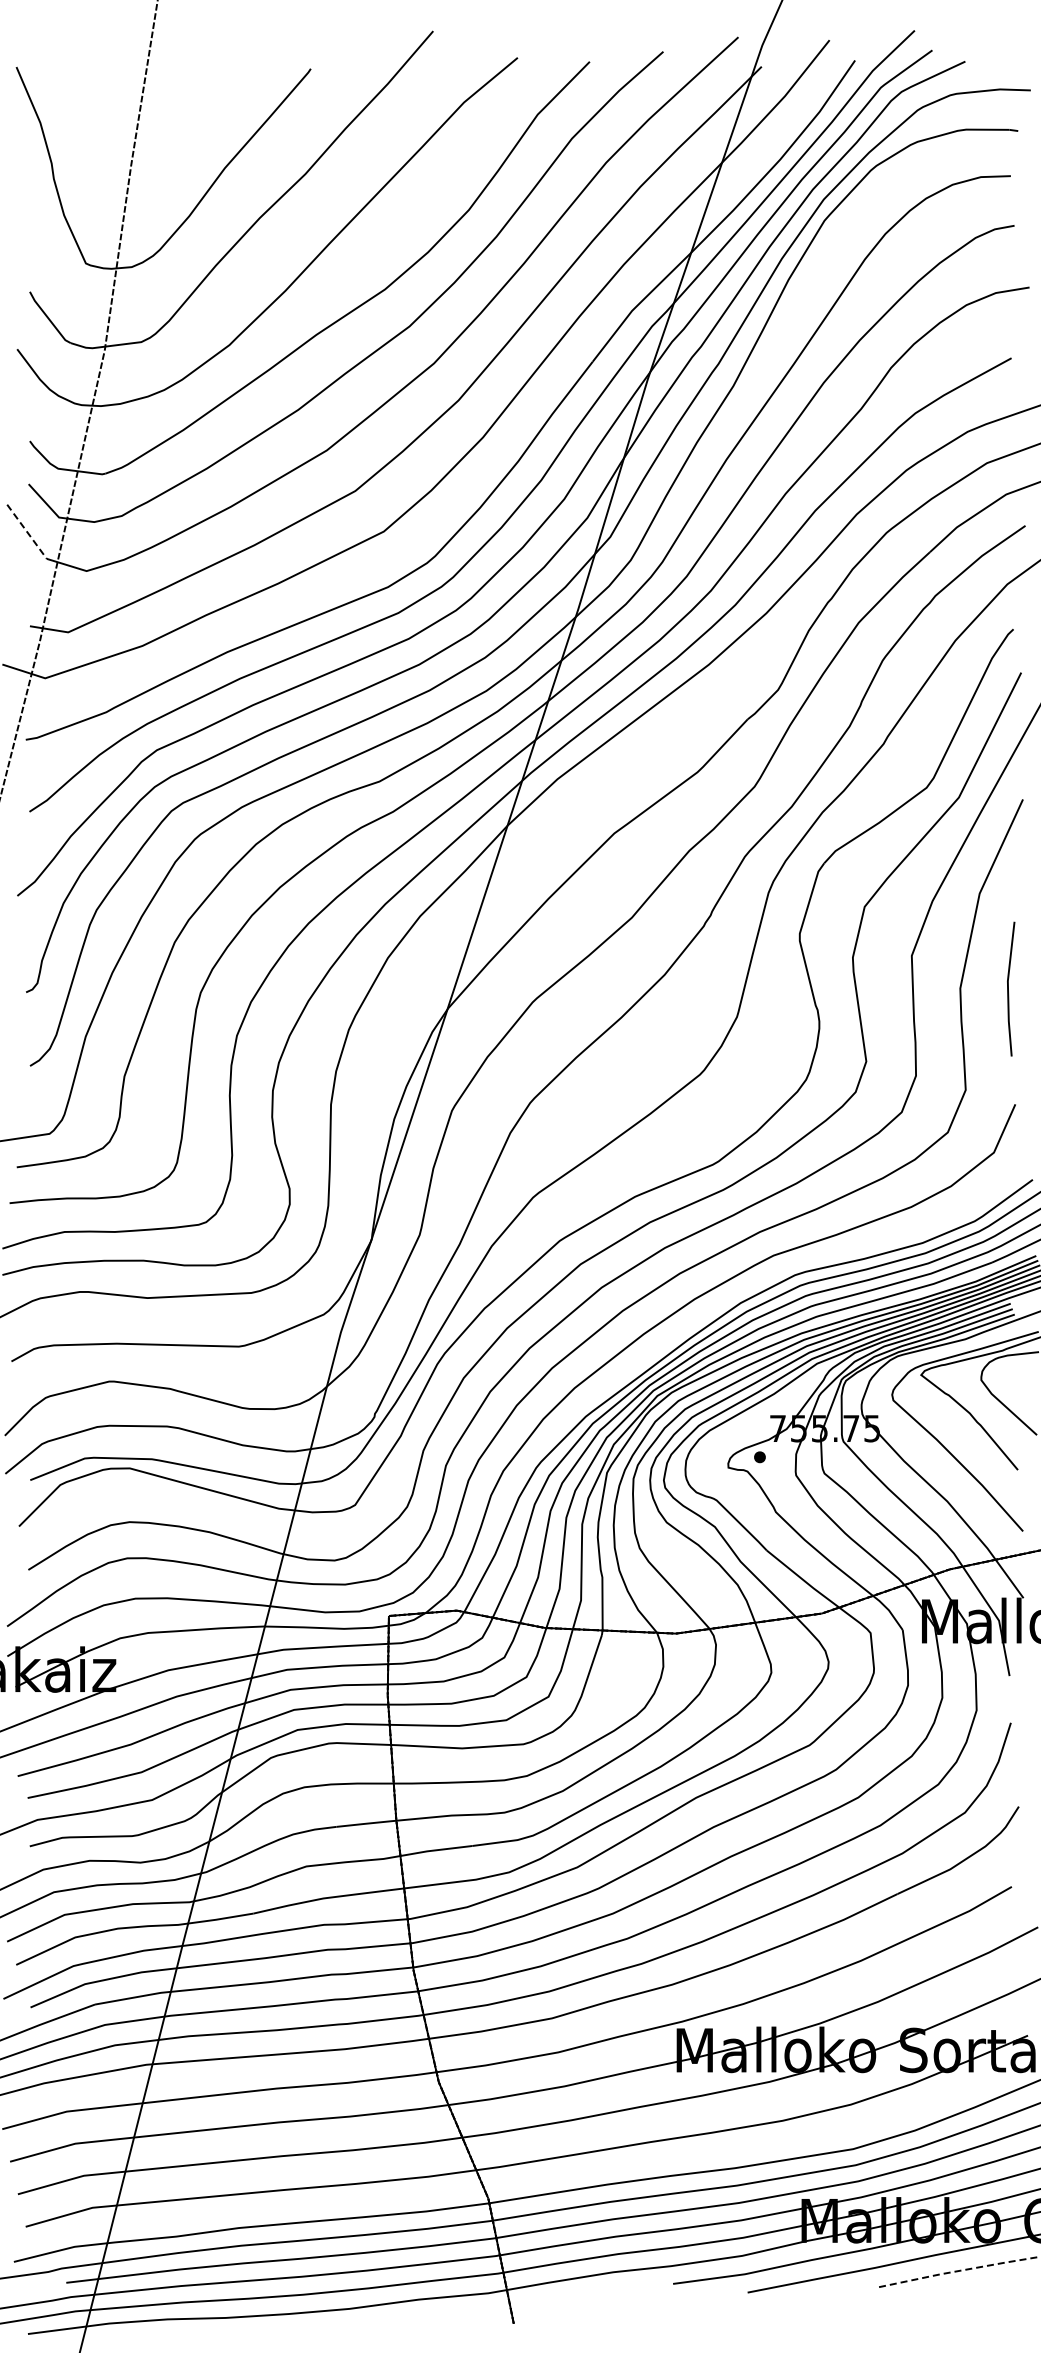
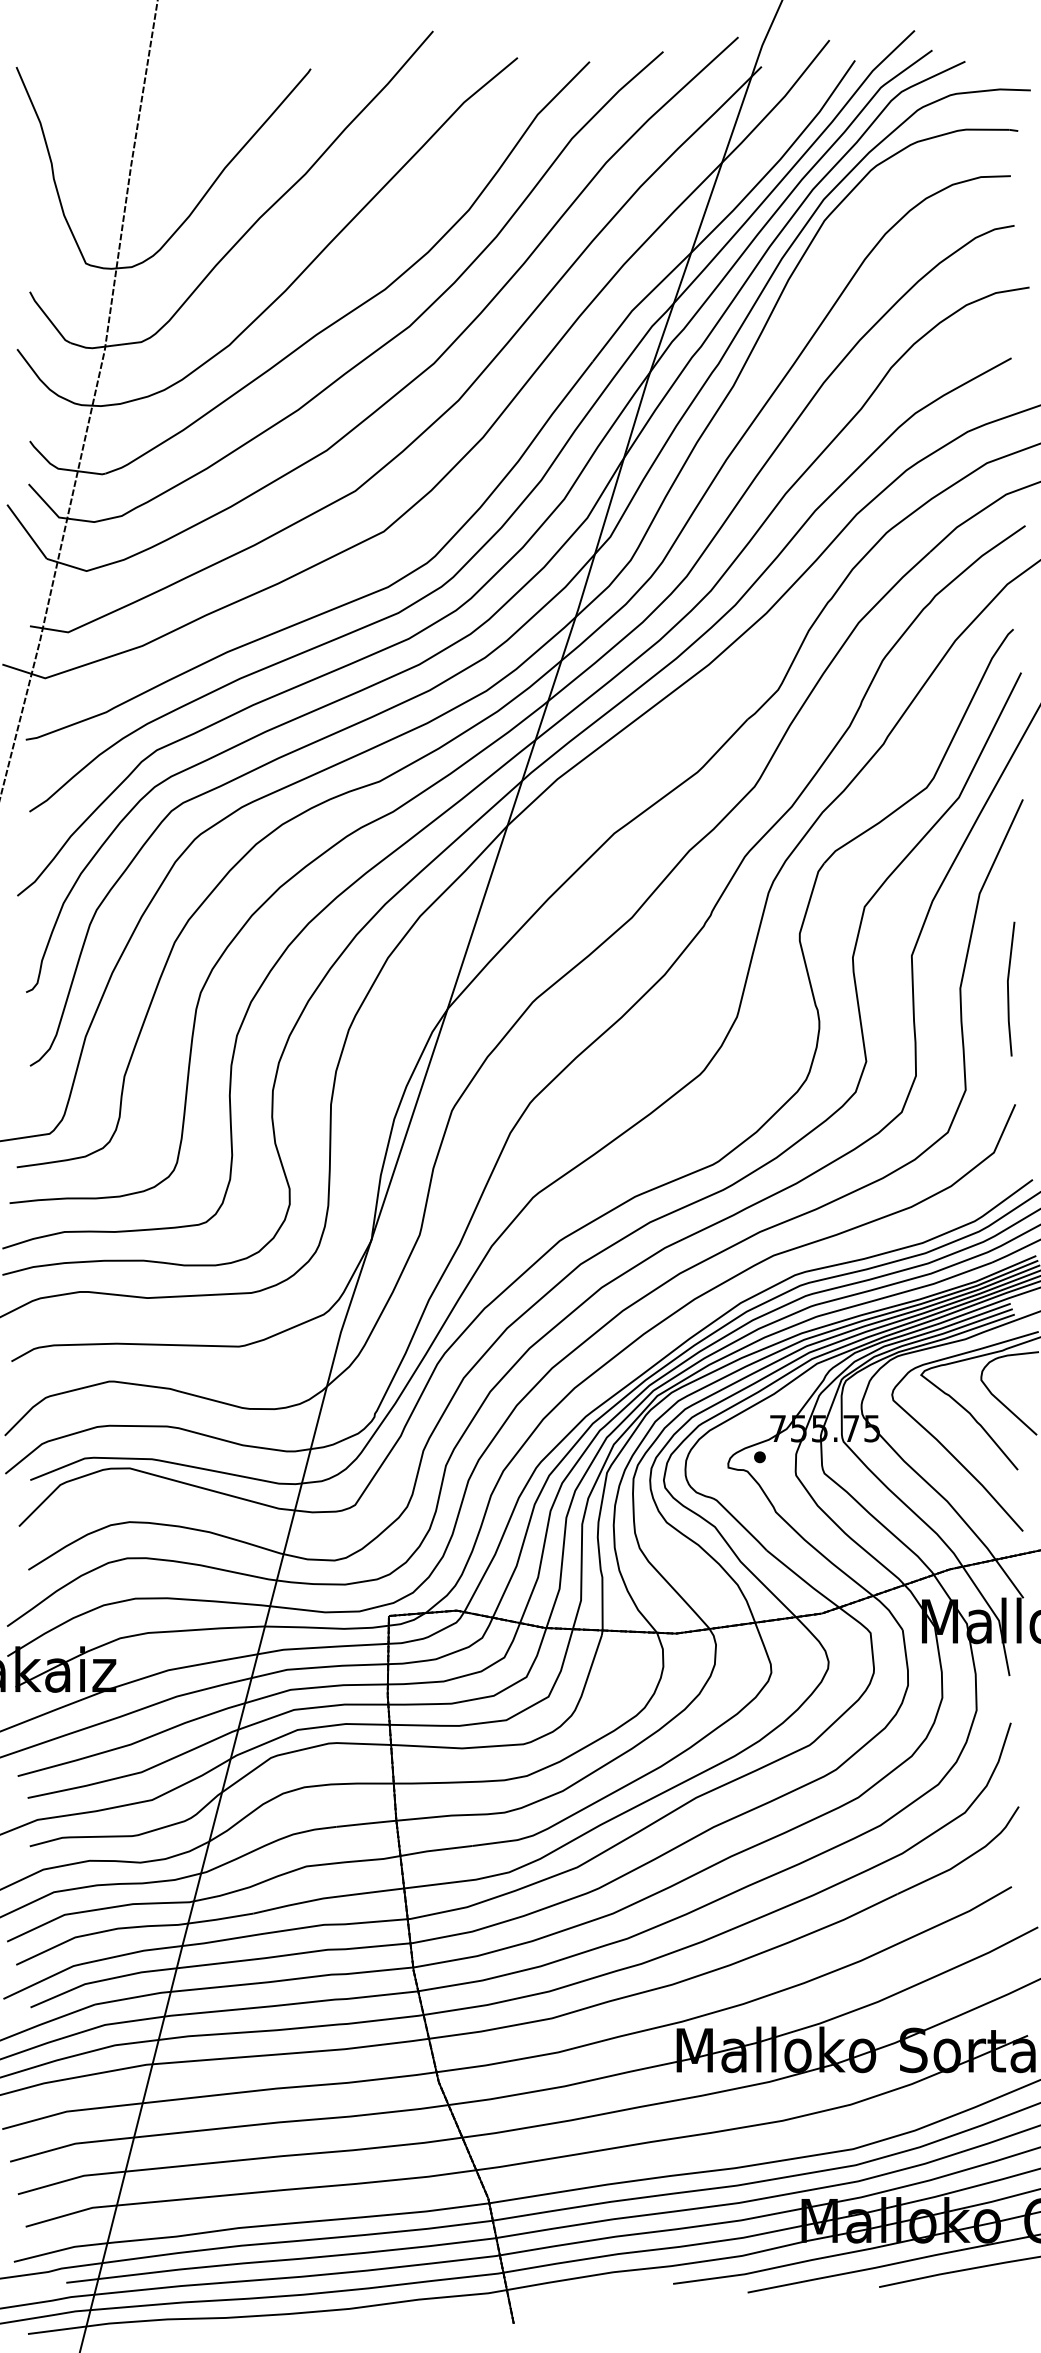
line: dashed -> solid (27, 531)
line: dashed -> solid (959, 2270)
